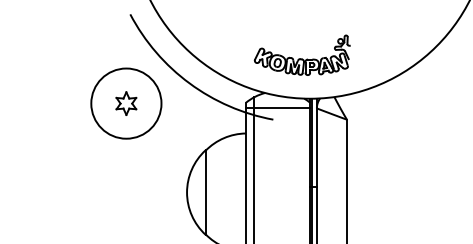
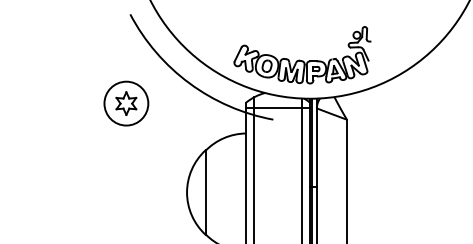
part size: 98x42 px -> 139x59 px (302, 55)
circle diameter: 70 px -> 44 px (126, 103)
line: none -> present (301, 169)
